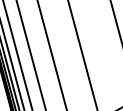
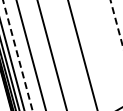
line: solid -> dashed (116, 23)
line: solid -> dashed (17, 55)
